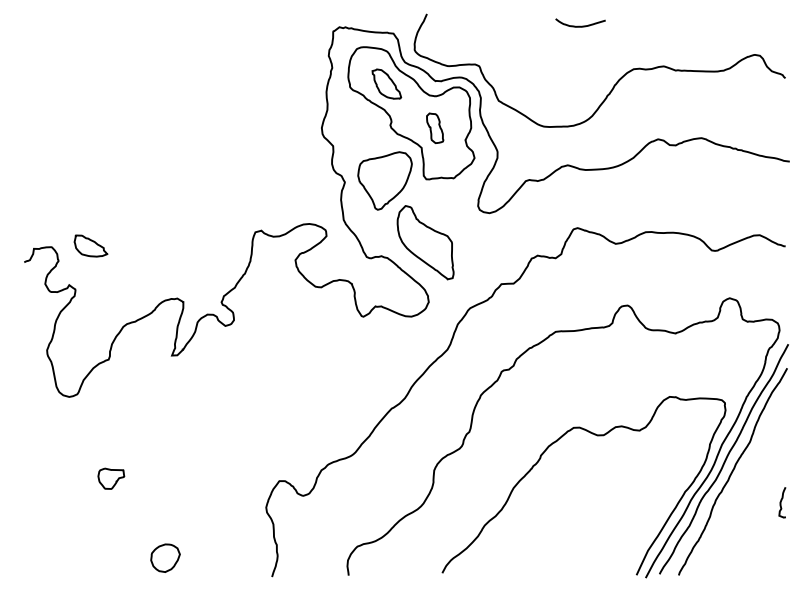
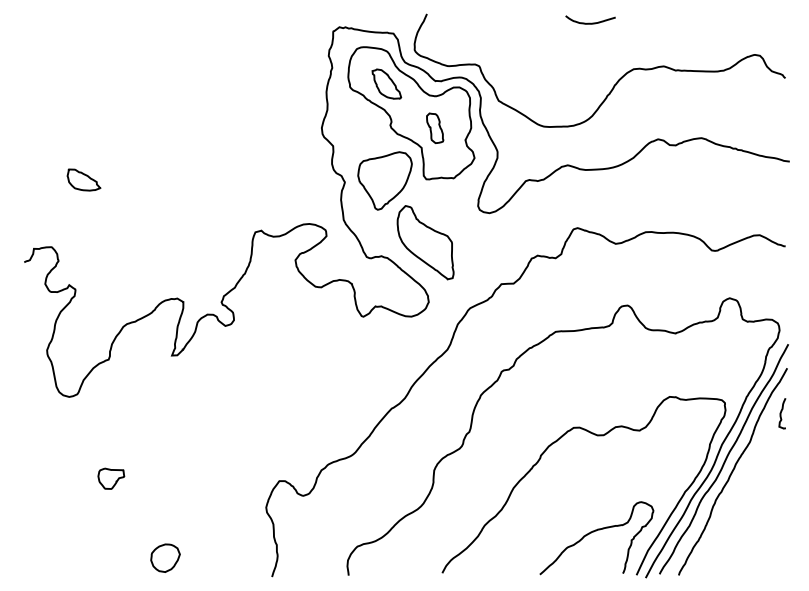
curve position: (580, 25) -> (590, 22) (590, 22)
part position: (90, 245) -> (83, 179) (83, 179)
curve position: (781, 502) -> (781, 413) (781, 413)
curve: none -> present (593, 532)
